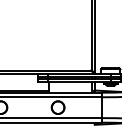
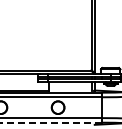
line: solid -> dashed (50, 122)
